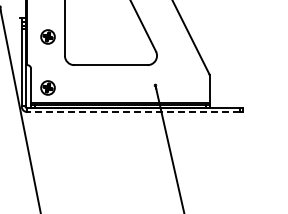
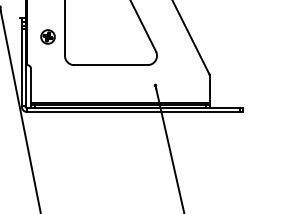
part: present -> none (47, 87)
line: dashed -> solid (132, 112)
